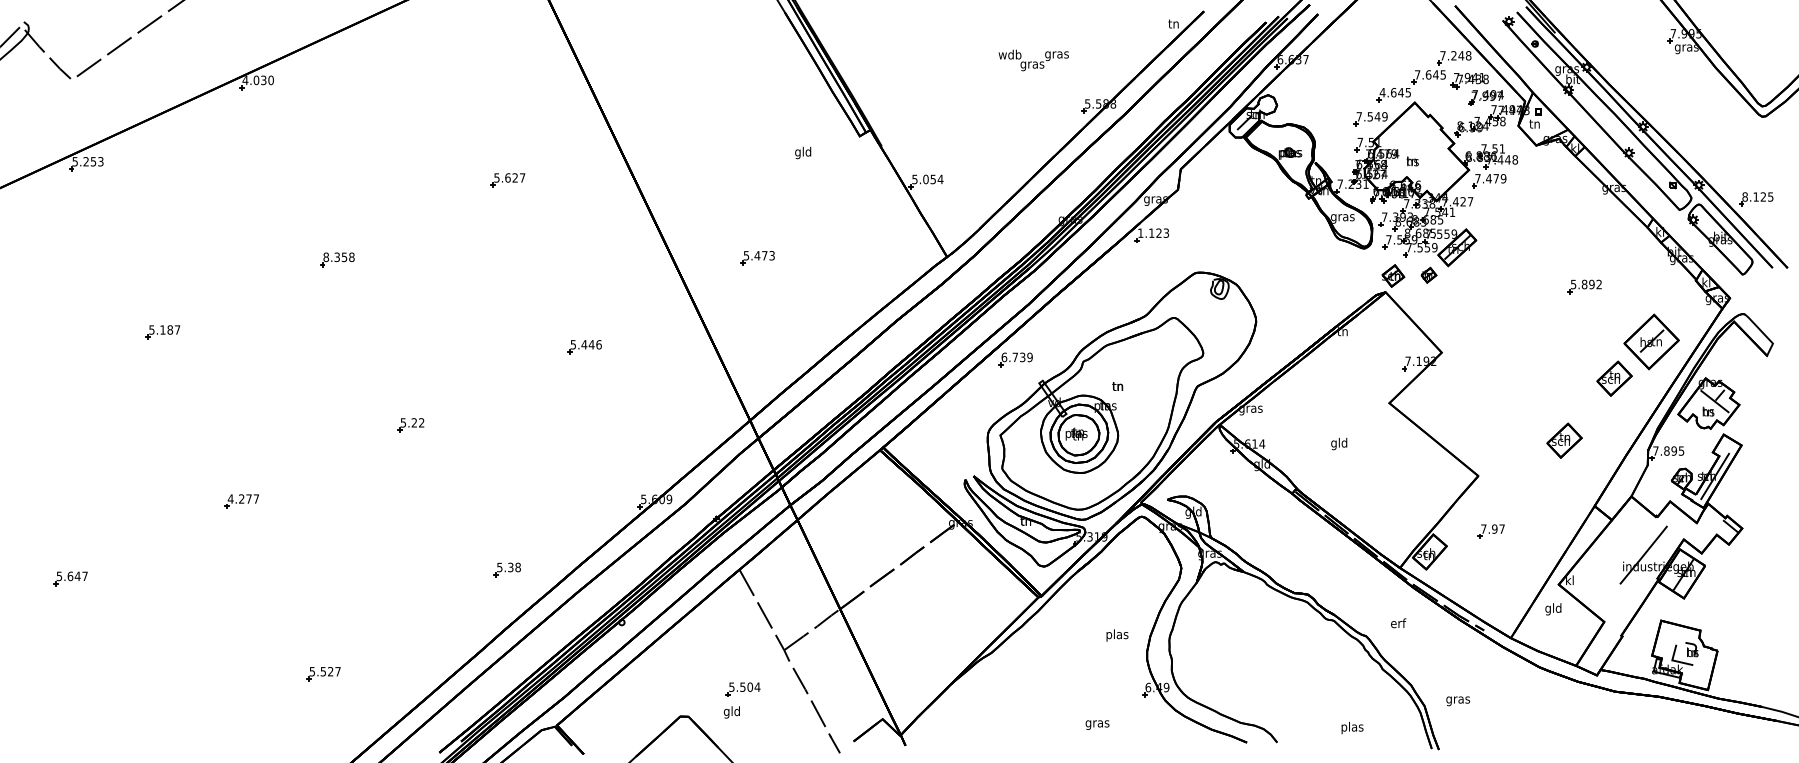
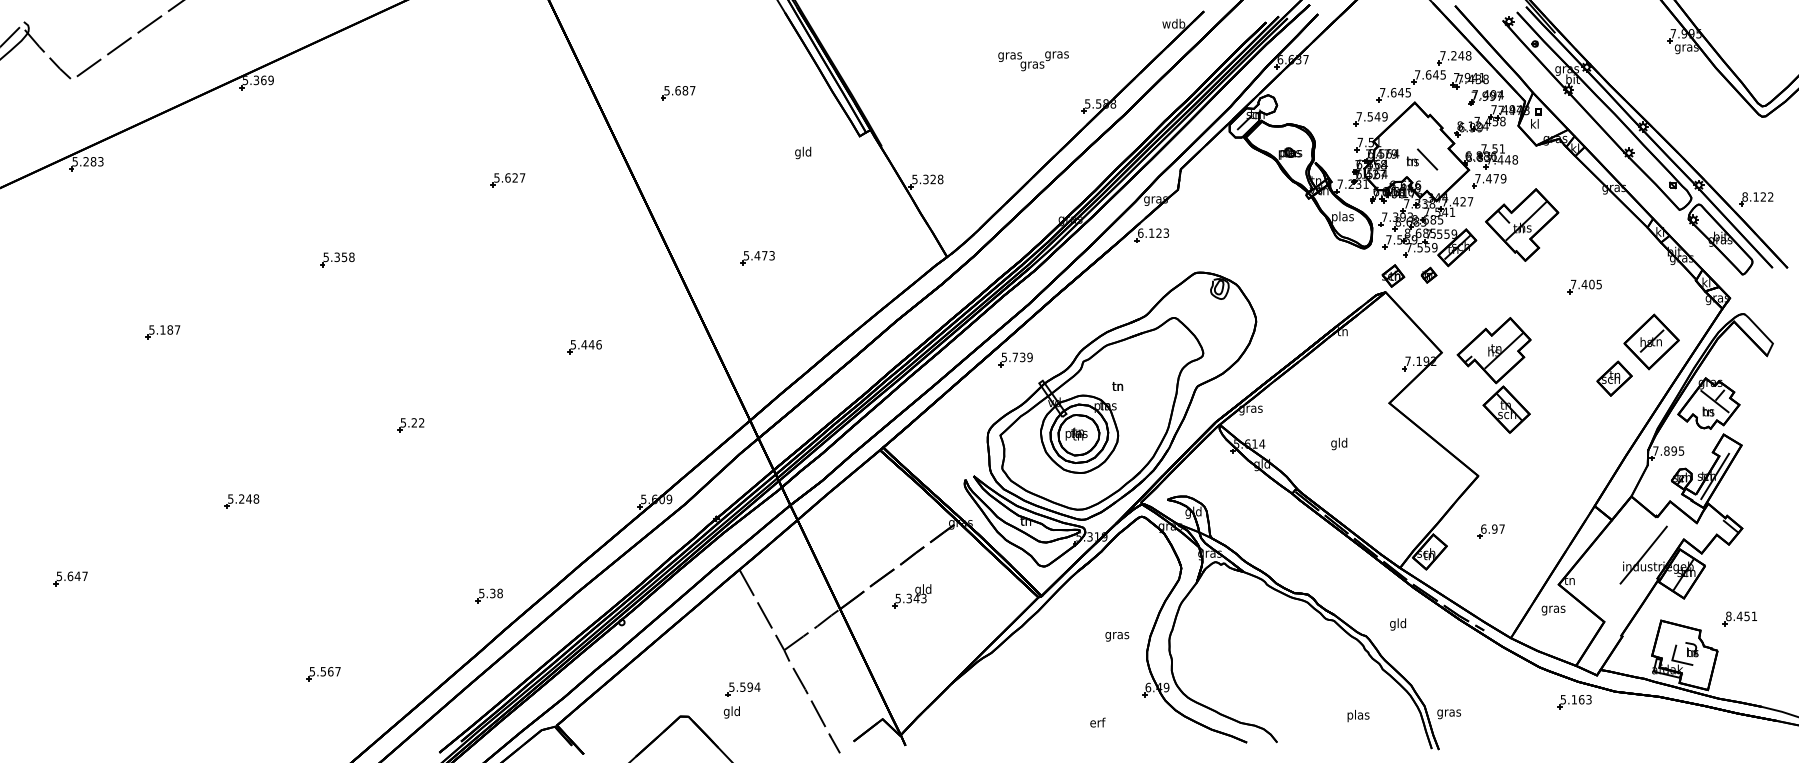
text: tn -> wdb (1173, 23)
text: wdb -> gras (1009, 55)
text: 4.030 -> 5.369 (257, 80)
text: 4.645 -> 7.645 (1382, 92)
part: none -> present (678, 93)
text: tn -> kl (1534, 123)
line: none -> present (1427, 159)
text: 5.253 -> 5.283 (93, 161)
text: 5.054 -> 5.328 (933, 179)
text: 8.125 -> 8.122 (1770, 196)
text: gras -> plas (1342, 217)
part: none -> present (1522, 224)
text: 1.123 -> 6.123 (1140, 232)
text: 8.358 -> 5.358 (326, 257)
text: 5.892 -> 7.405 (1585, 284)
text: 6.739 -> 5.739 (1004, 357)
part: none -> present (1493, 375)
part: present -> none (1564, 440)
text: 4.277 -> 5.248 (243, 498)
text: 7.97 -> 6.97 (1483, 528)
part position: (506, 569) -> (488, 595) (488, 595)
text: kl -> tn (1569, 579)
part: none -> present (911, 596)
text: gld -> gras (1553, 609)
part: none -> present (1739, 618)
text: erf -> gld (1398, 624)
text: plas -> gras (1117, 635)
text: 5.527 -> 5.567 (330, 671)
text: 5.504 -> 5.594 (749, 687)
text position: (1457, 701) -> (1448, 714) (1448, 714)
part: none -> present (1574, 702)
text: gras -> erf (1097, 723)
text position: (1352, 727) -> (1358, 715) (1358, 715)
